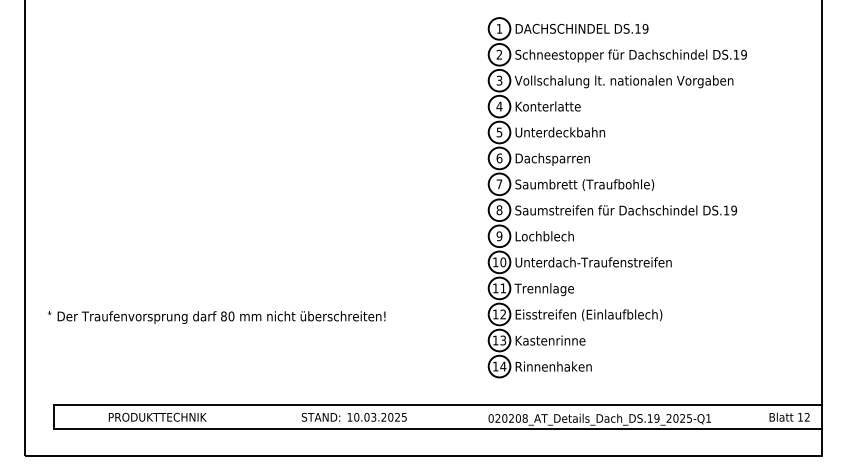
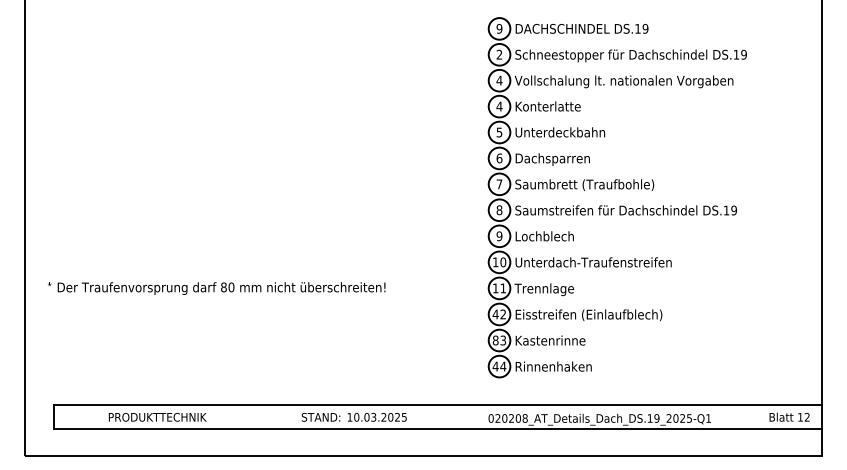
text: 1 -> 9 (499, 28)
text: 3 -> 4 (499, 80)
text: 12 -> 42 (495, 314)
text position: (216, 317) -> (216, 288) (216, 288)
text: 13 -> 83 (495, 340)
text: 14 -> 44 (495, 366)
